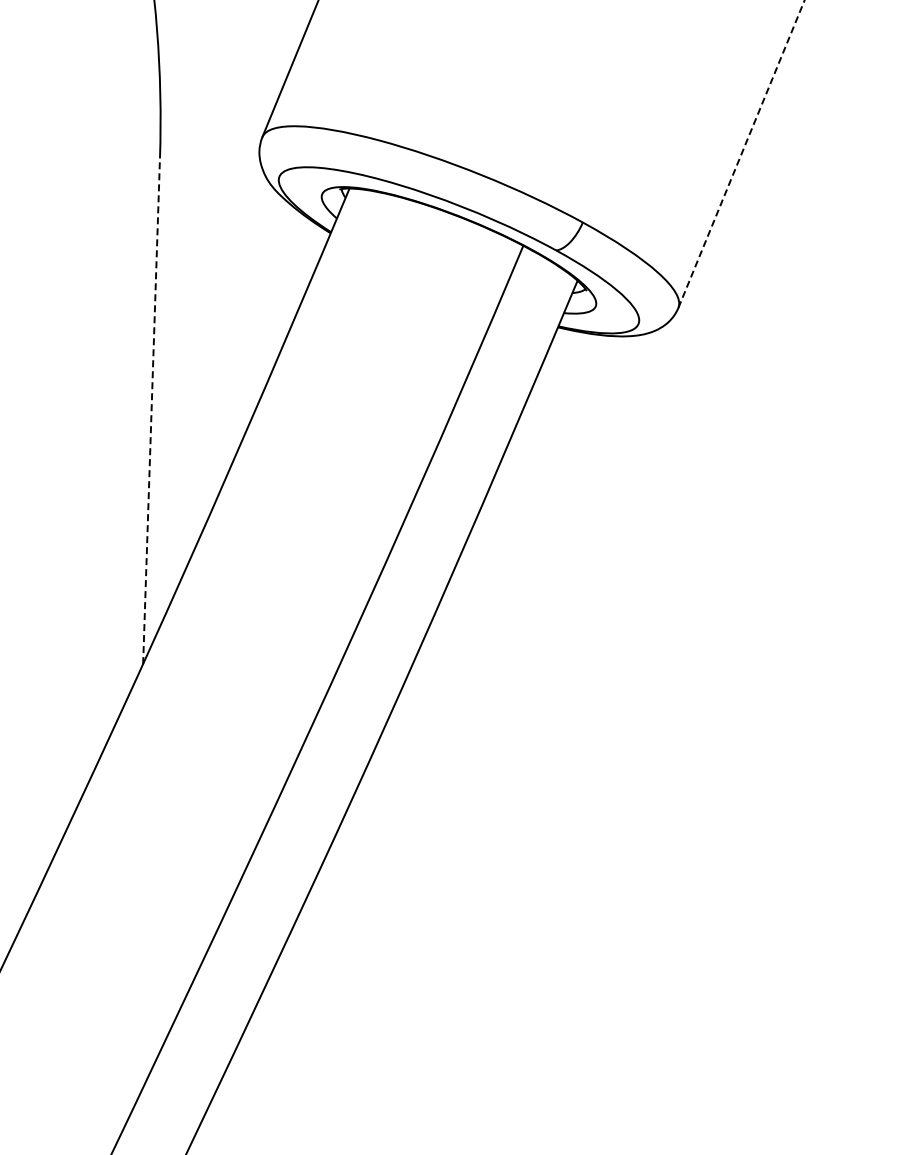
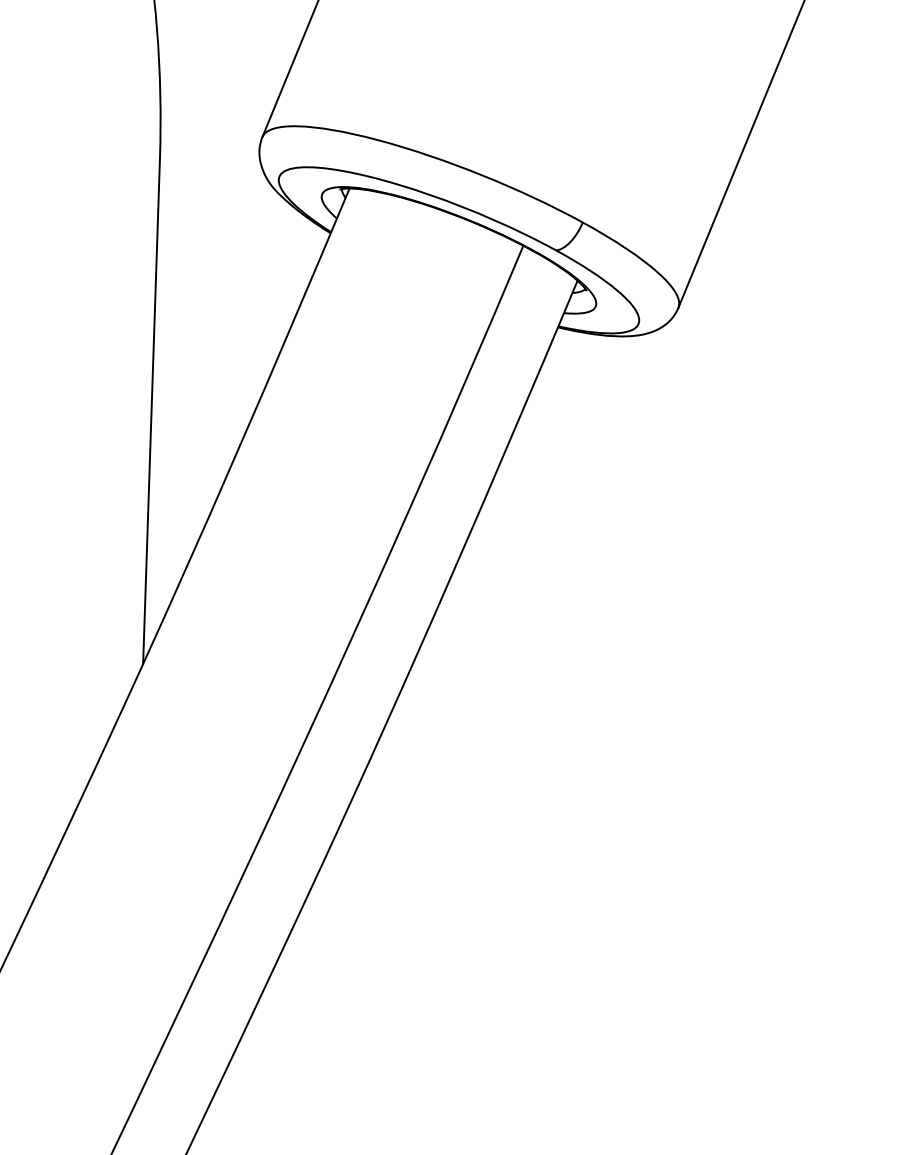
line: dashed -> solid (741, 154)
line: dashed -> solid (151, 411)
